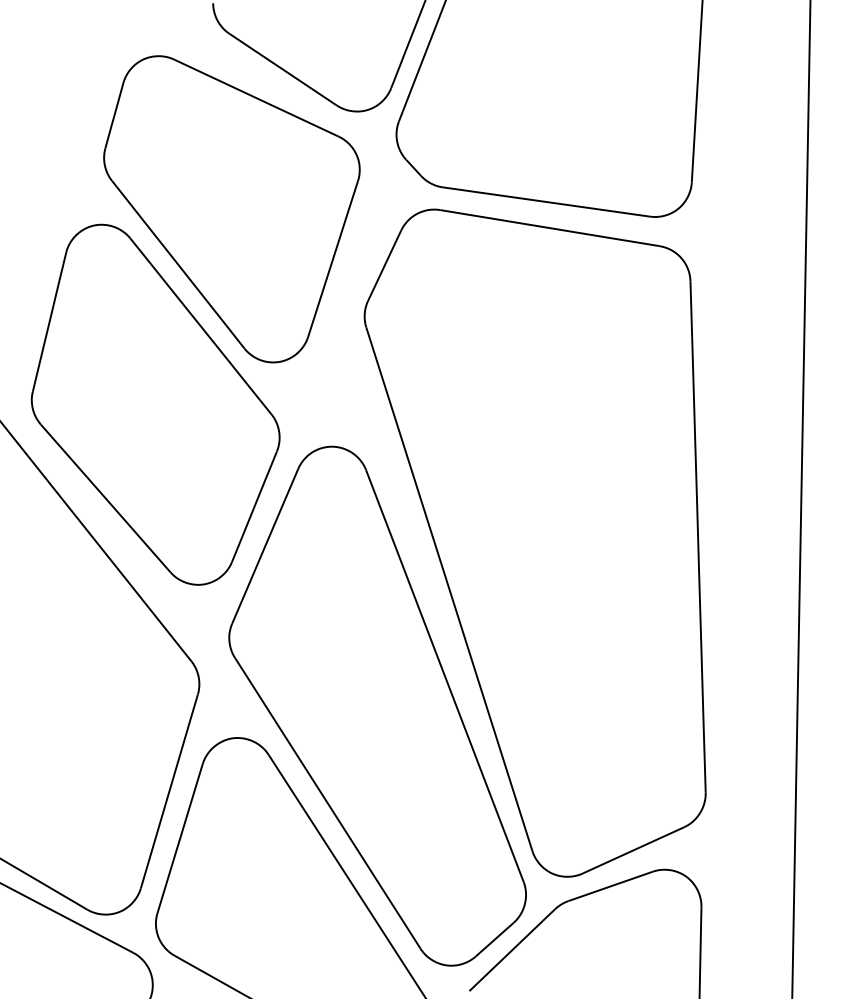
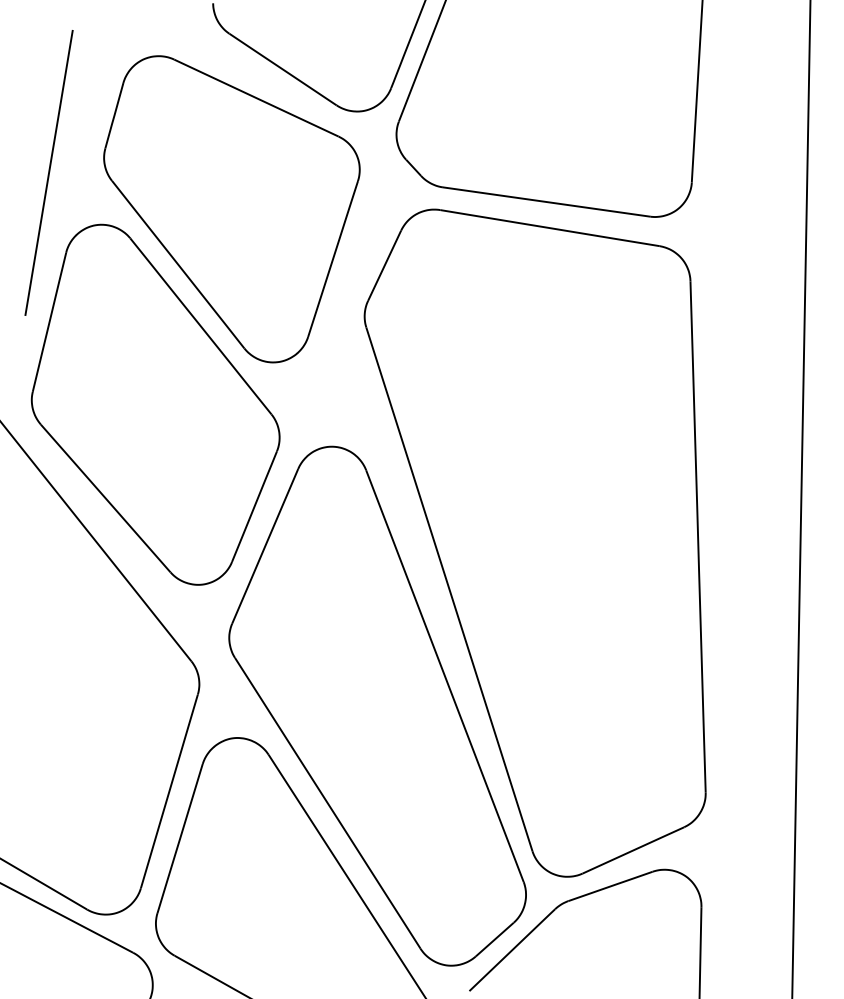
line: none -> present (48, 172)
